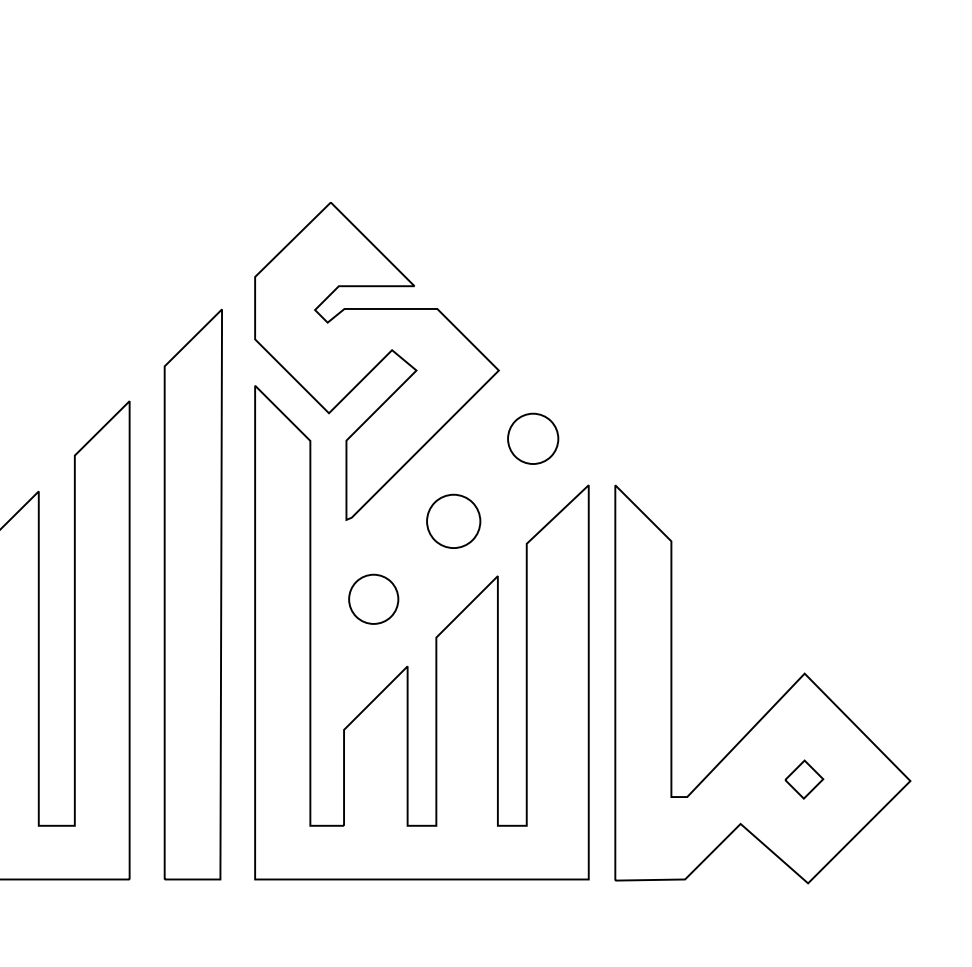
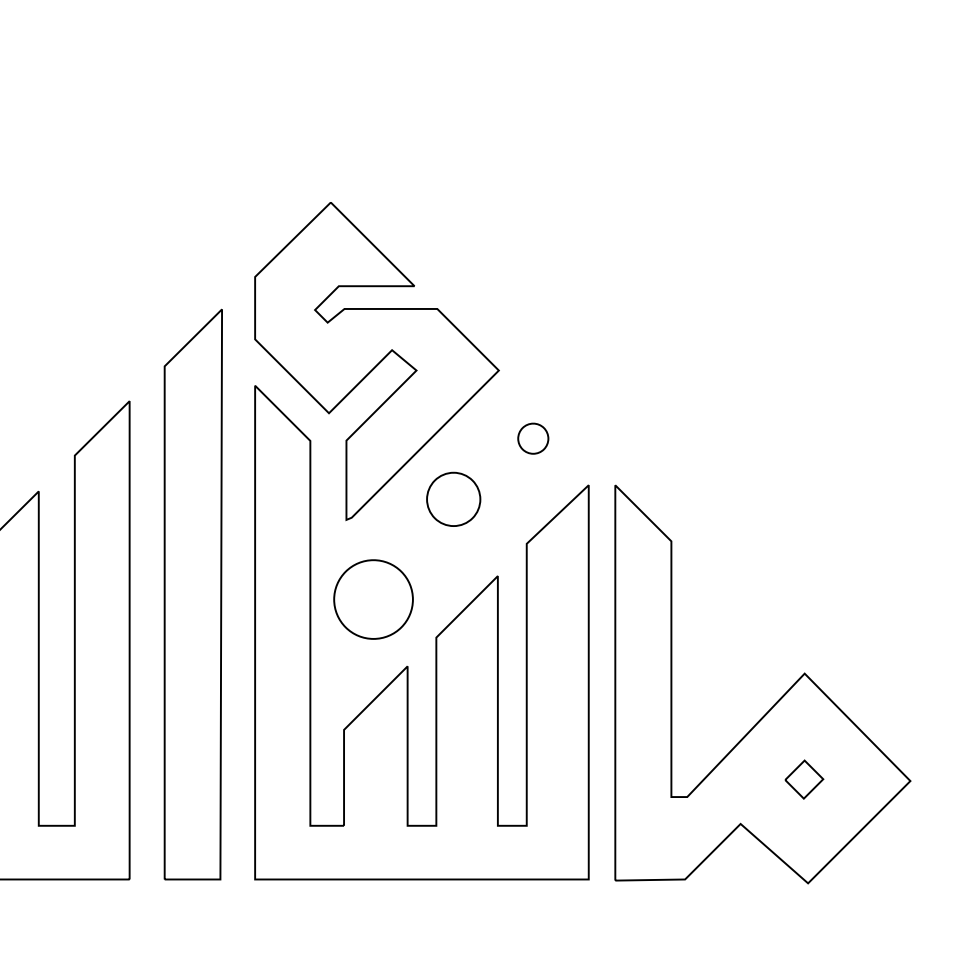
part size: 53x53 px -> 33x33 px (533, 438)
part position: (453, 520) -> (453, 498) (453, 498)
part size: 52x52 px -> 81x81 px (373, 599)
